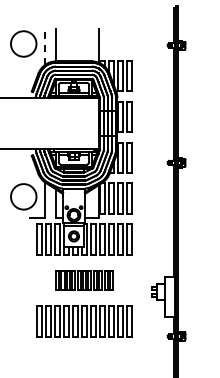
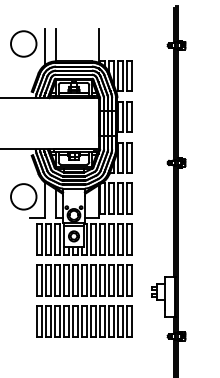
line: dashed -> solid (44, 47)
part size: 59x21 px -> 97x33 px (84, 280)
